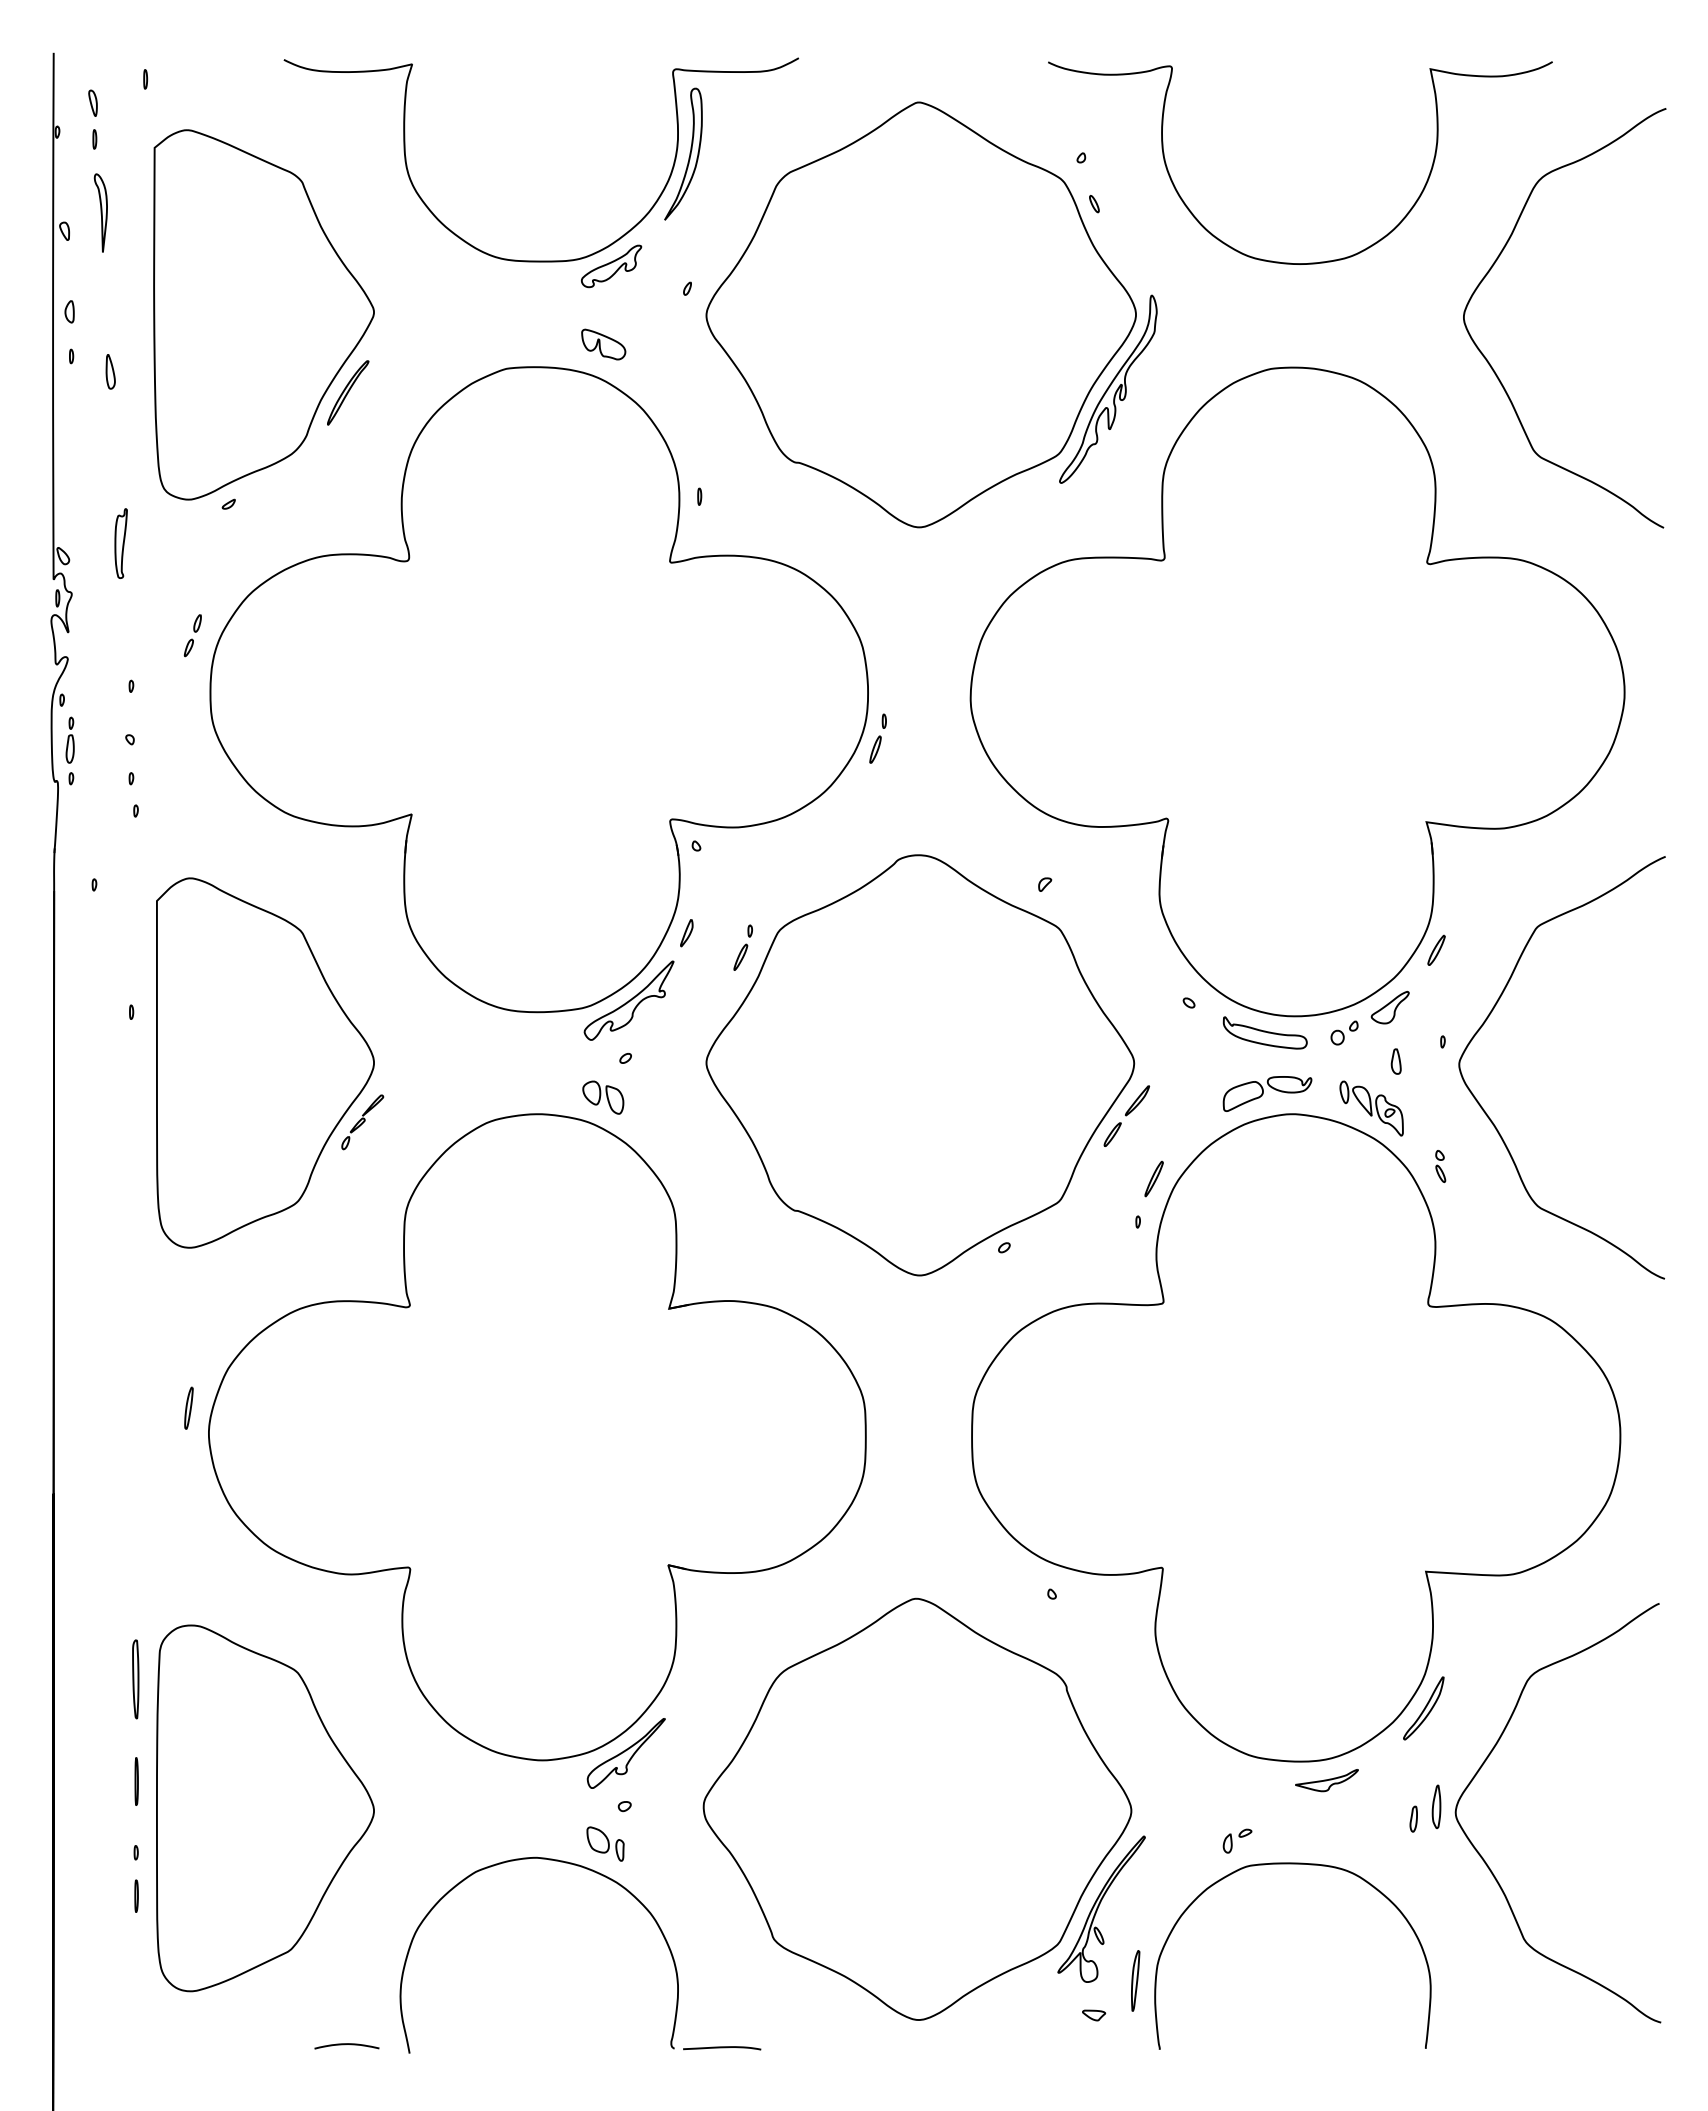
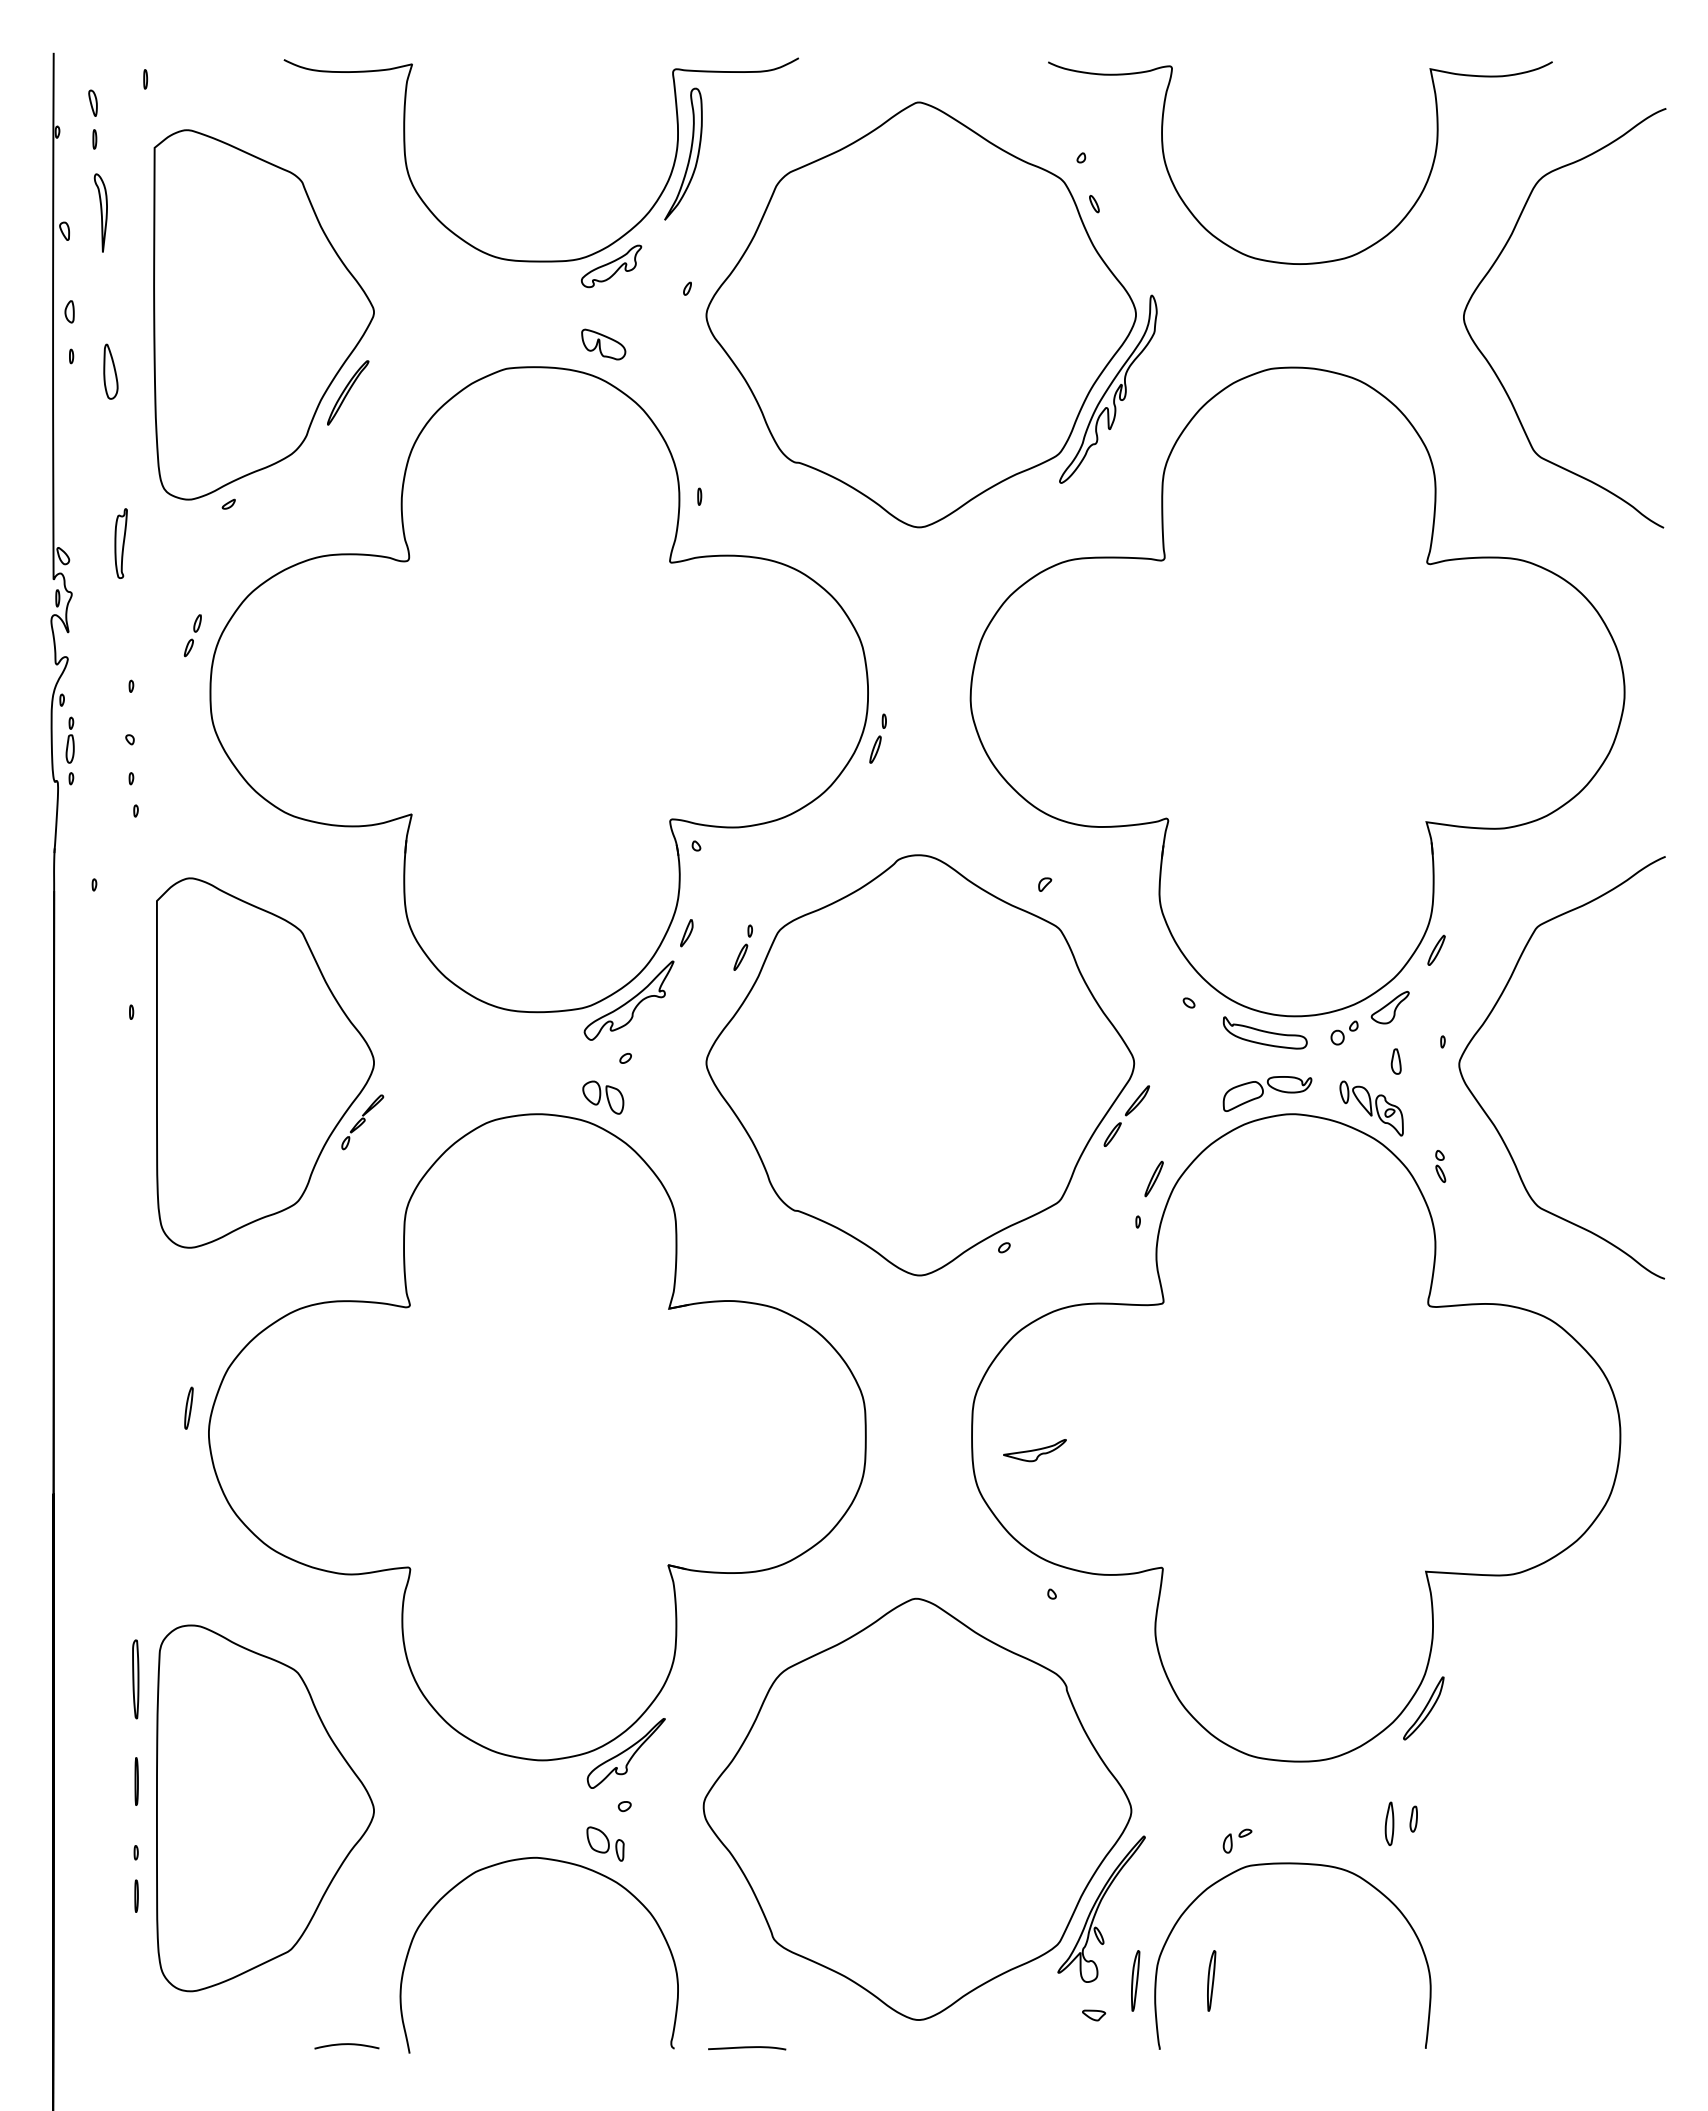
part size: 11x36 px -> 16x57 px (110, 371)
part position: (1326, 1780) -> (1034, 1450) (1034, 1450)
part position: (1436, 1806) -> (1389, 1823) (1389, 1823)
curve: present -> none (1487, 1863)
part: none -> present (1211, 1980)
curve position: (722, 2048) -> (747, 2048) (747, 2048)
